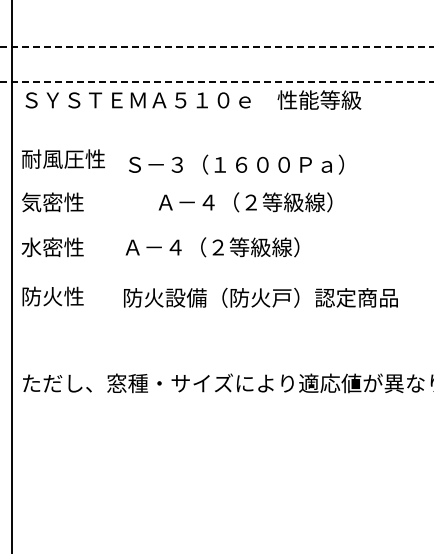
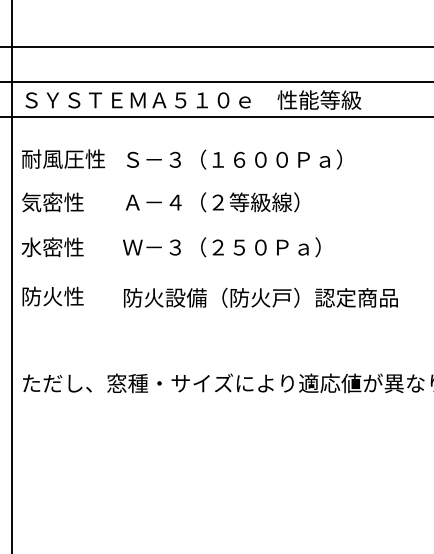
line: dashed -> solid (217, 46)
line: dashed -> solid (217, 81)
line: none -> present (216, 117)
text position: (236, 164) -> (234, 159) (234, 159)
text position: (245, 202) -> (212, 202) (212, 202)
text: Ａ－４（２等級線） -> Ｗ－３（２５０Ｐａ） (221, 247)
